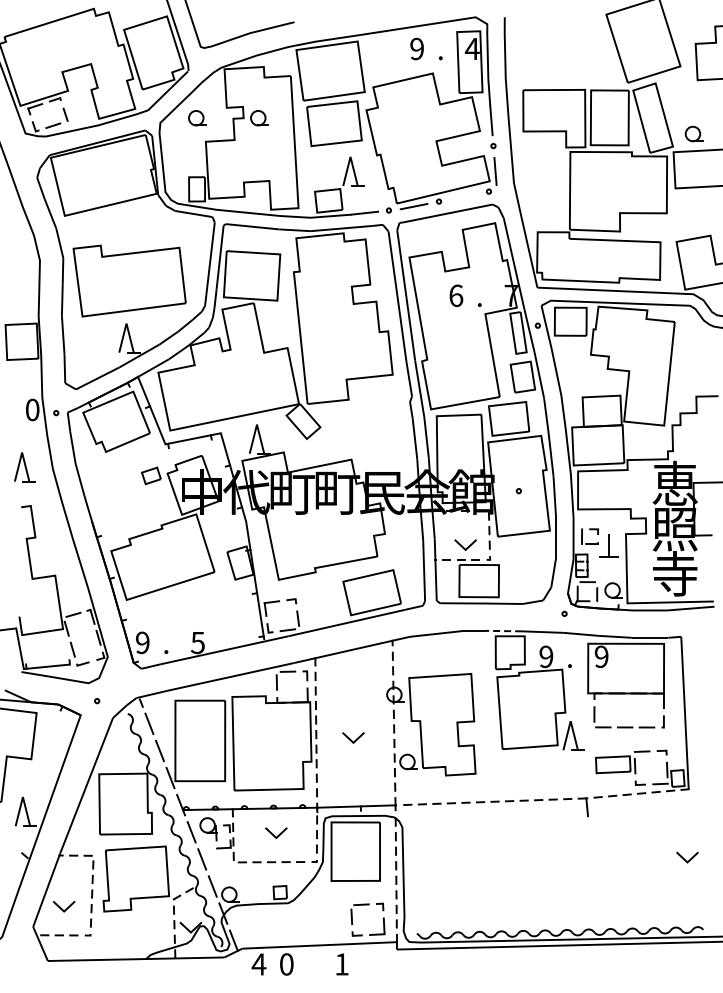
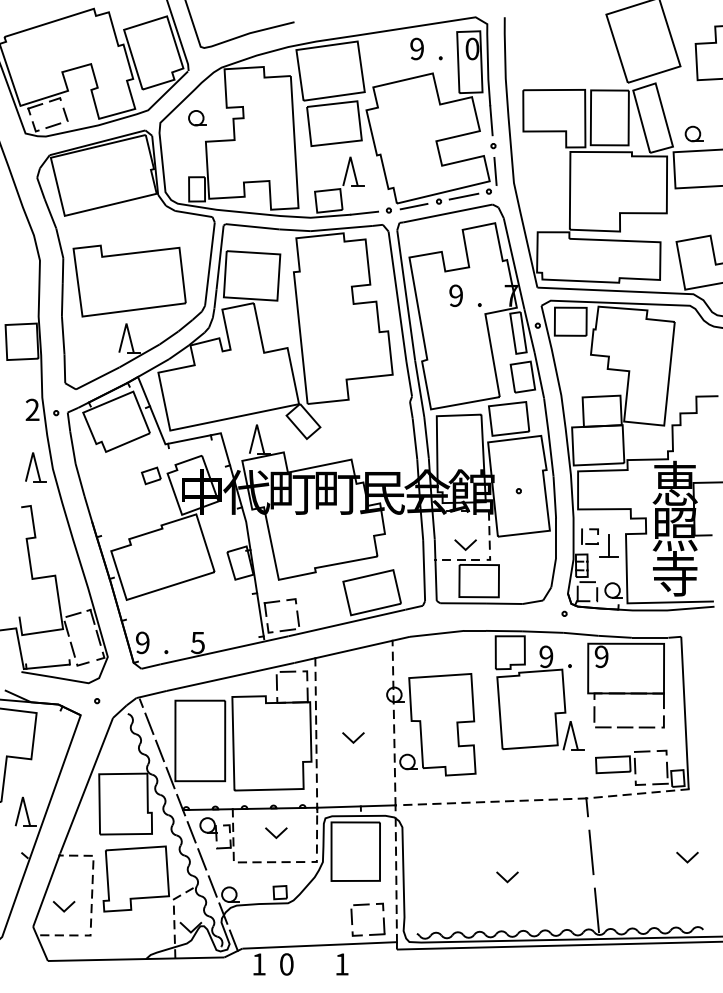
text: 4 -> 0 (471, 48)
part: present -> none (259, 118)
line: none -> present (463, 196)
text: 6 -> 9 (456, 295)
text: 0 -> 2 (32, 409)
part position: (24, 467) -> (35, 467) (35, 467)
line: dashed -> solid (503, 631)
line: none -> present (591, 852)
line: none -> present (506, 879)
line: none -> present (596, 910)
text: 4 -> 1 (258, 964)
